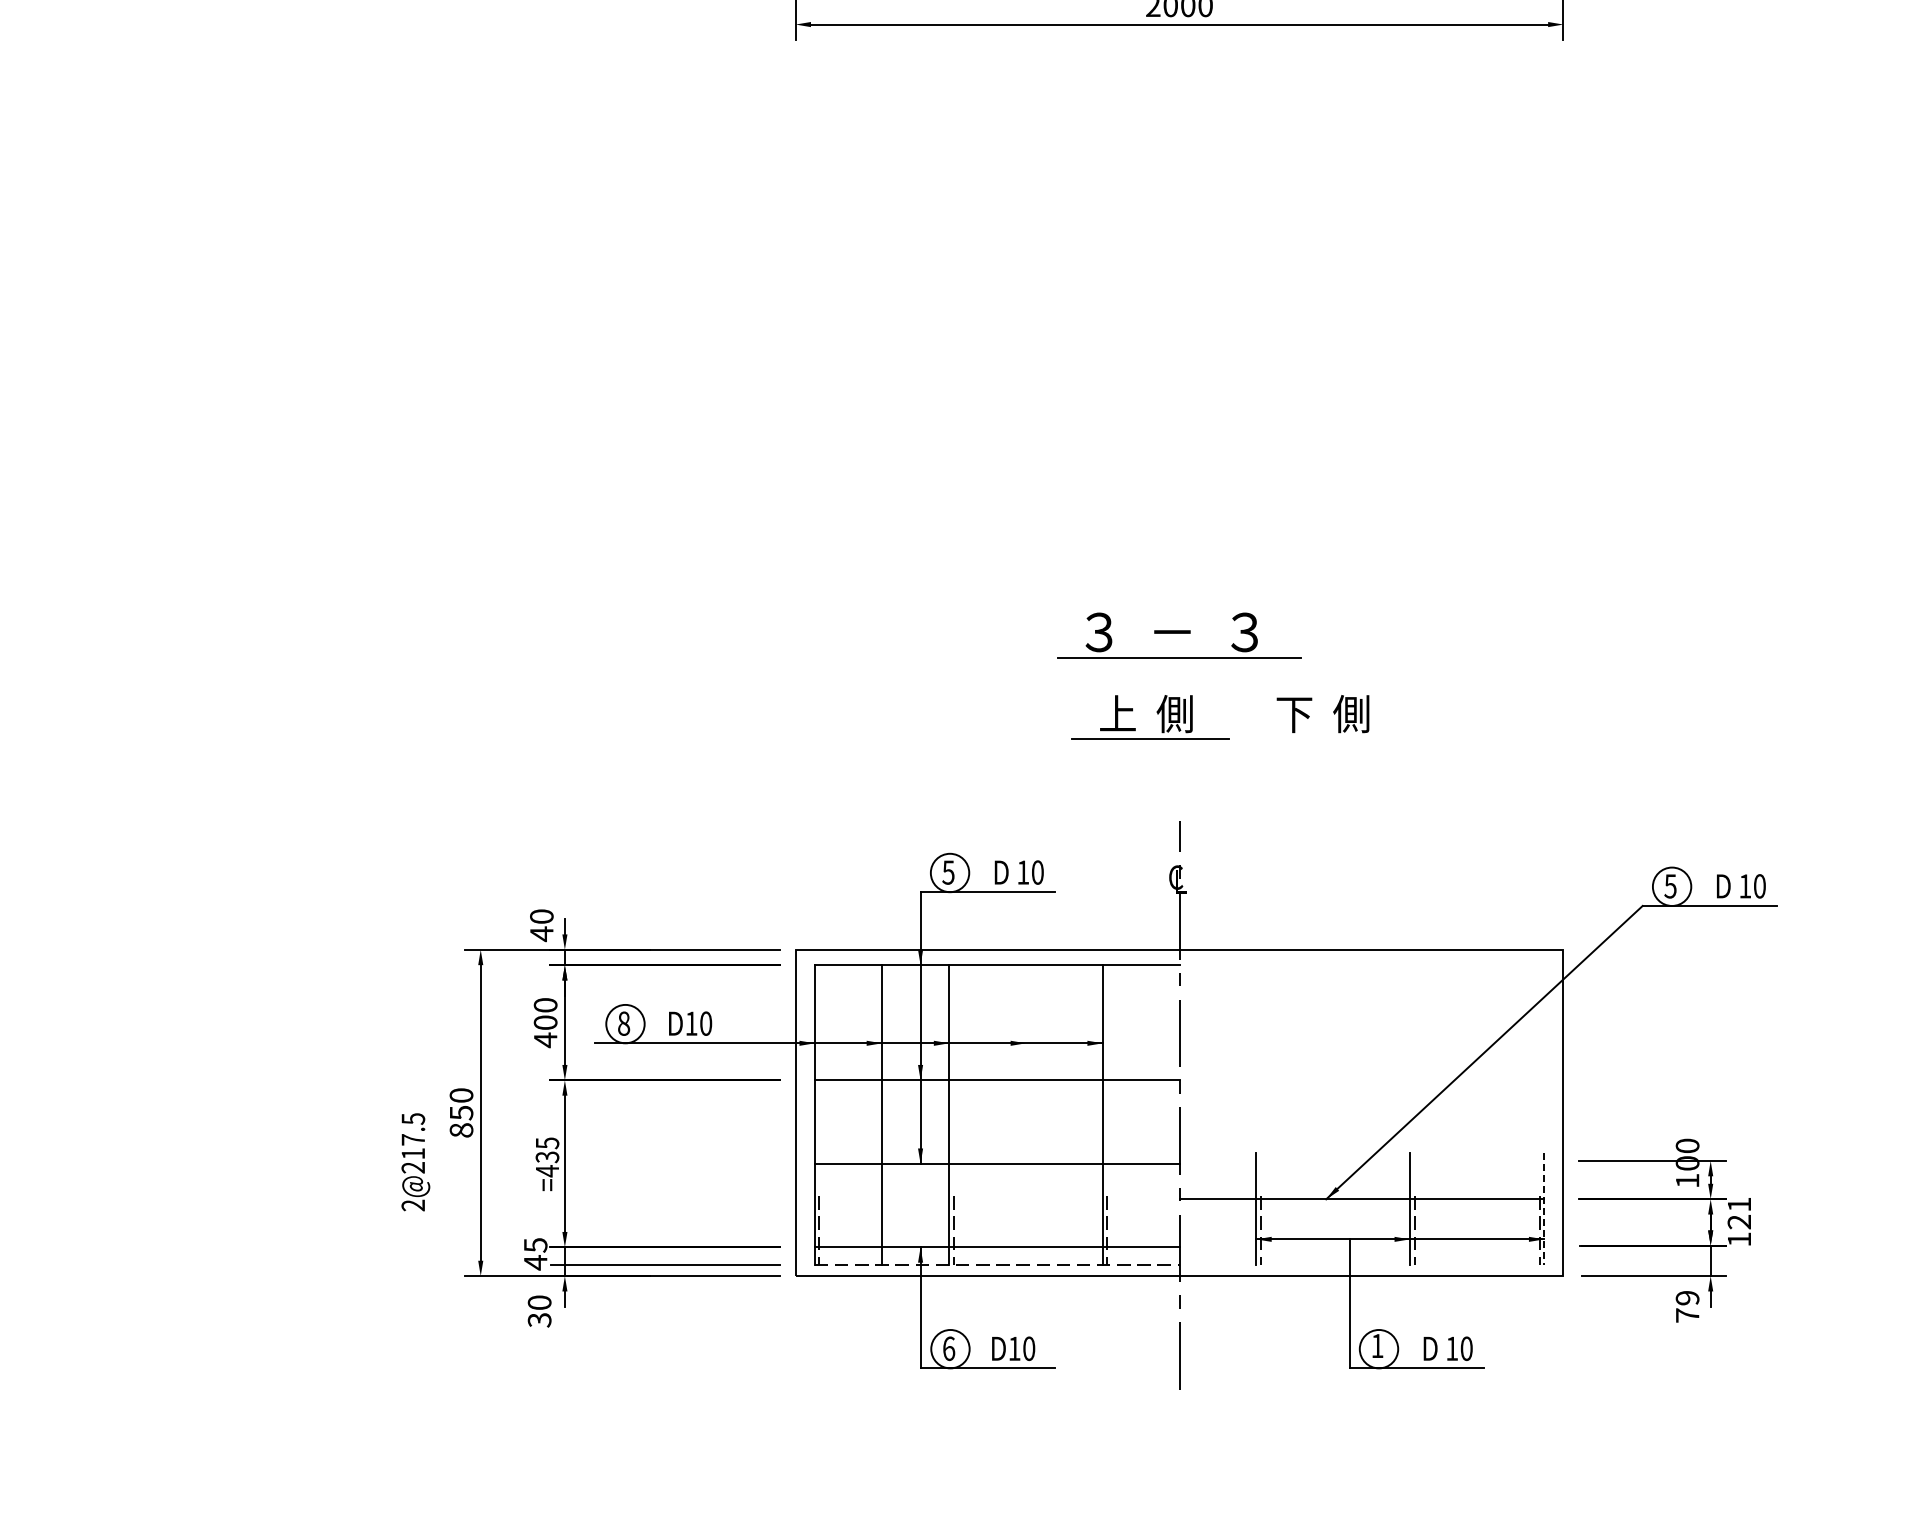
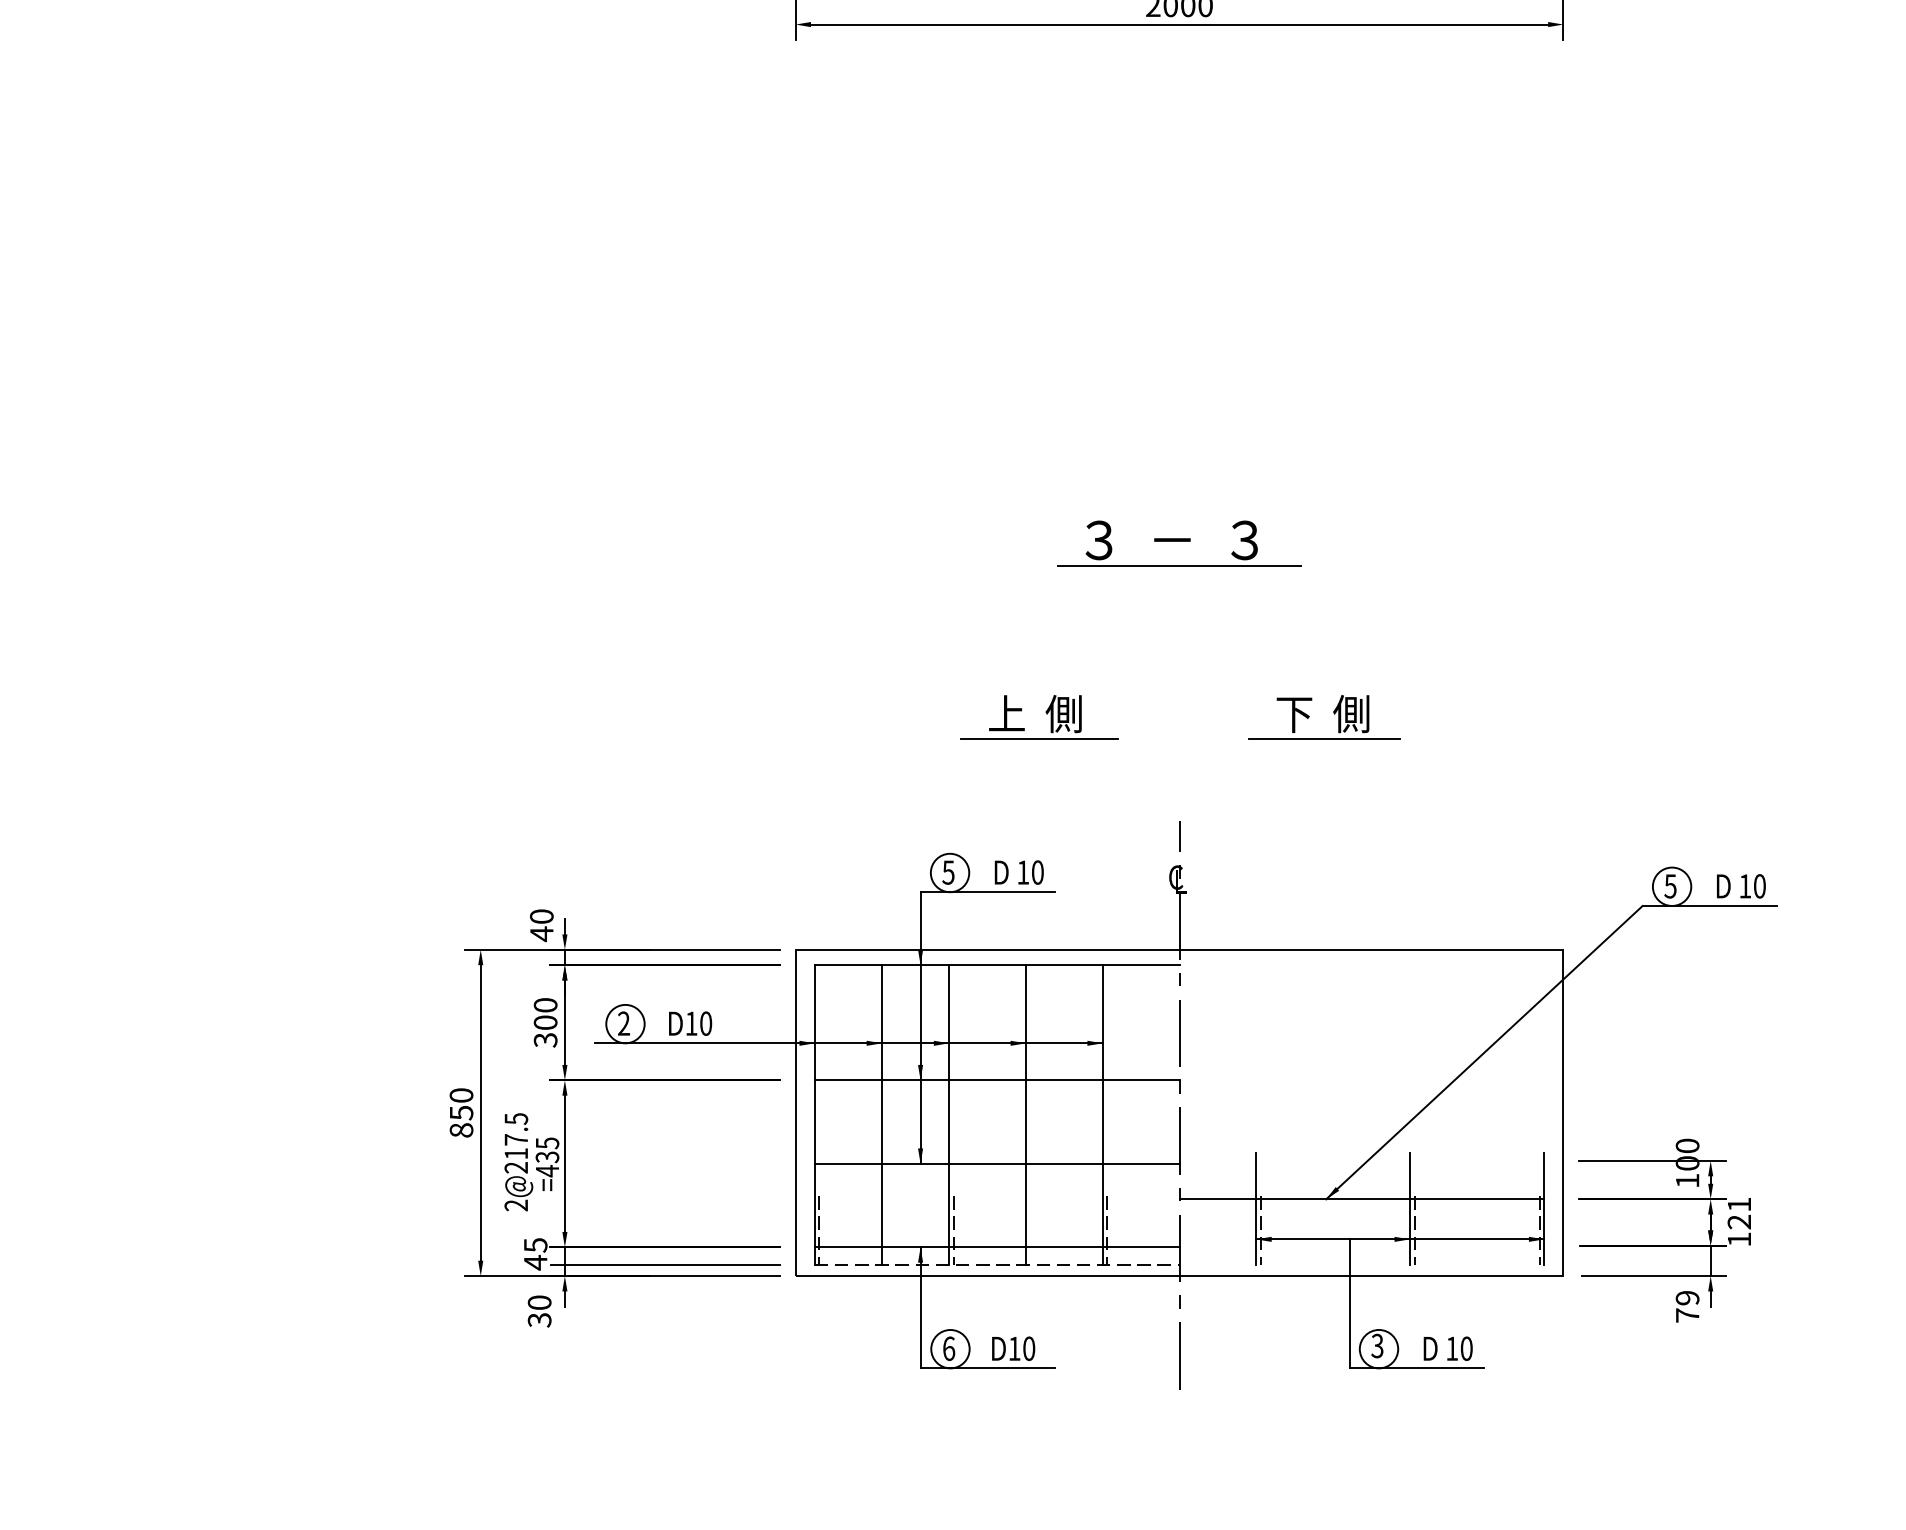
part position: (1179, 635) -> (1179, 543) (1179, 543)
part position: (1157, 714) -> (1046, 714) (1046, 714)
line: none -> present (1323, 738)
text: 8 -> 2 (624, 1023)
text: 400 -> 300 (545, 1040)
line: none -> present (1025, 1114)
text position: (415, 1162) -> (518, 1162) (518, 1162)
line: dashed -> solid (1544, 1208)
text: 1 -> 3 (1377, 1345)
